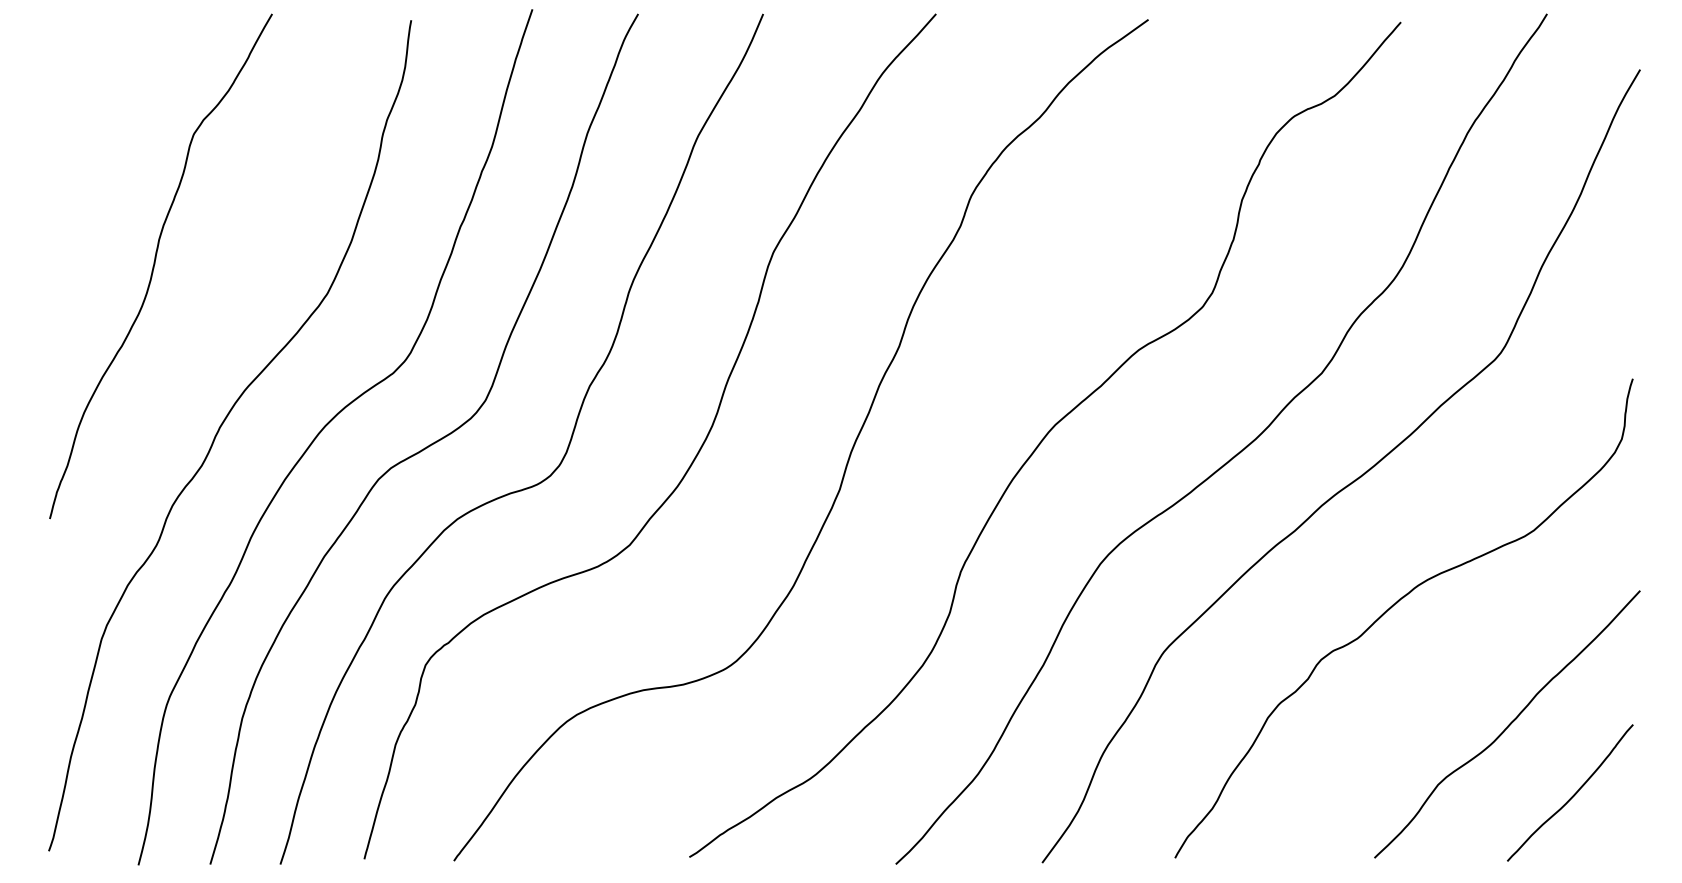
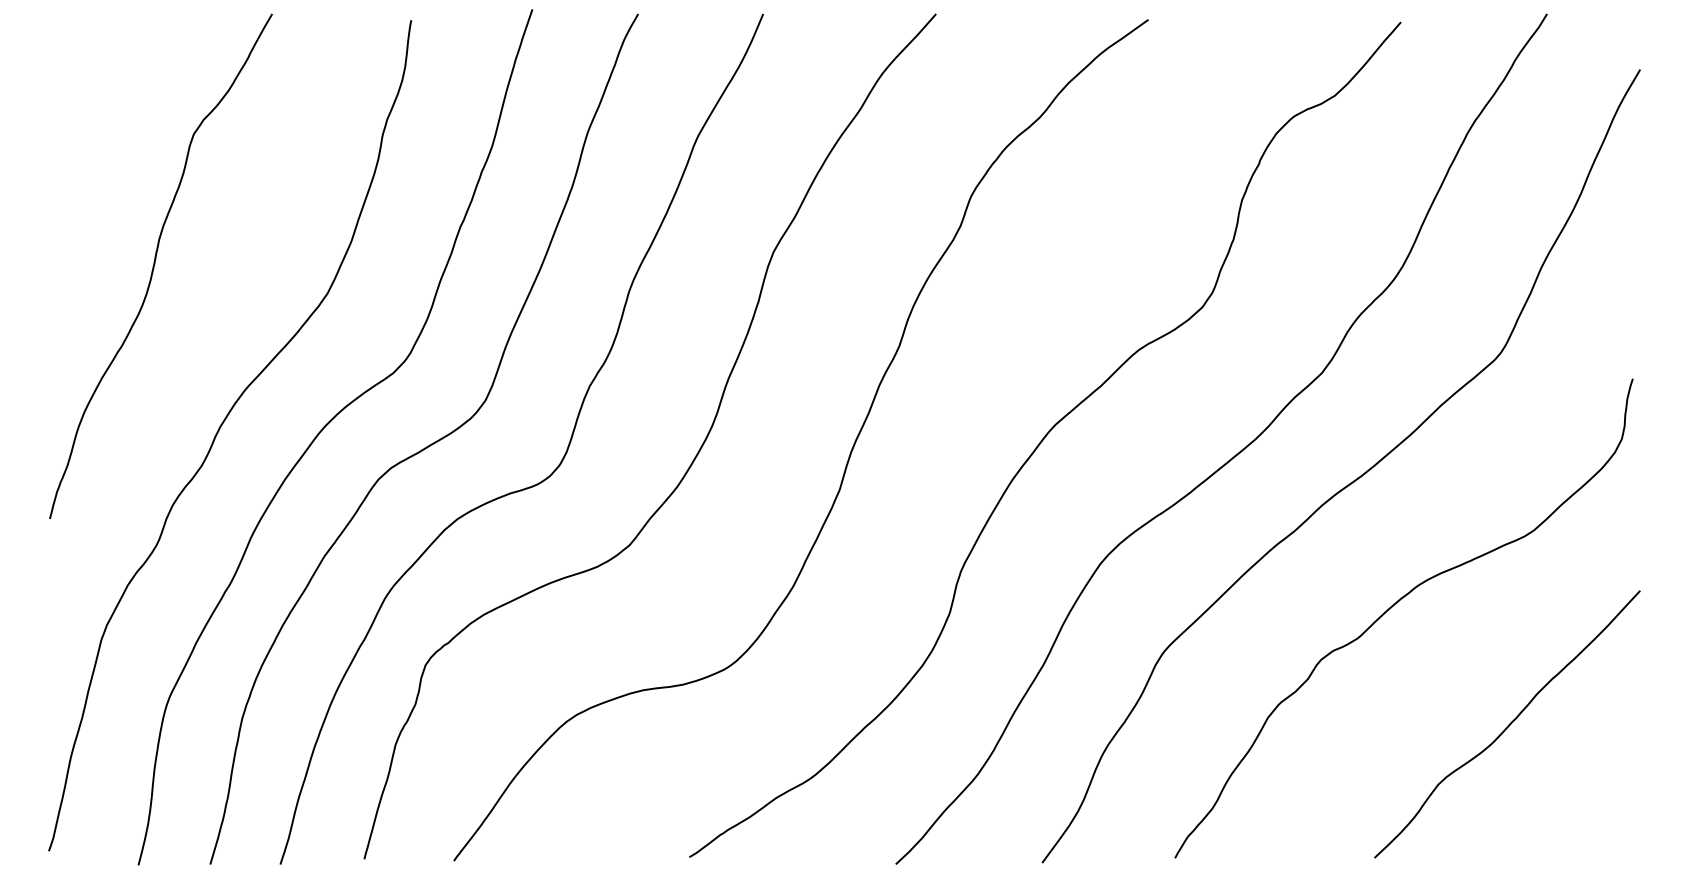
curve: present -> none (1573, 794)
